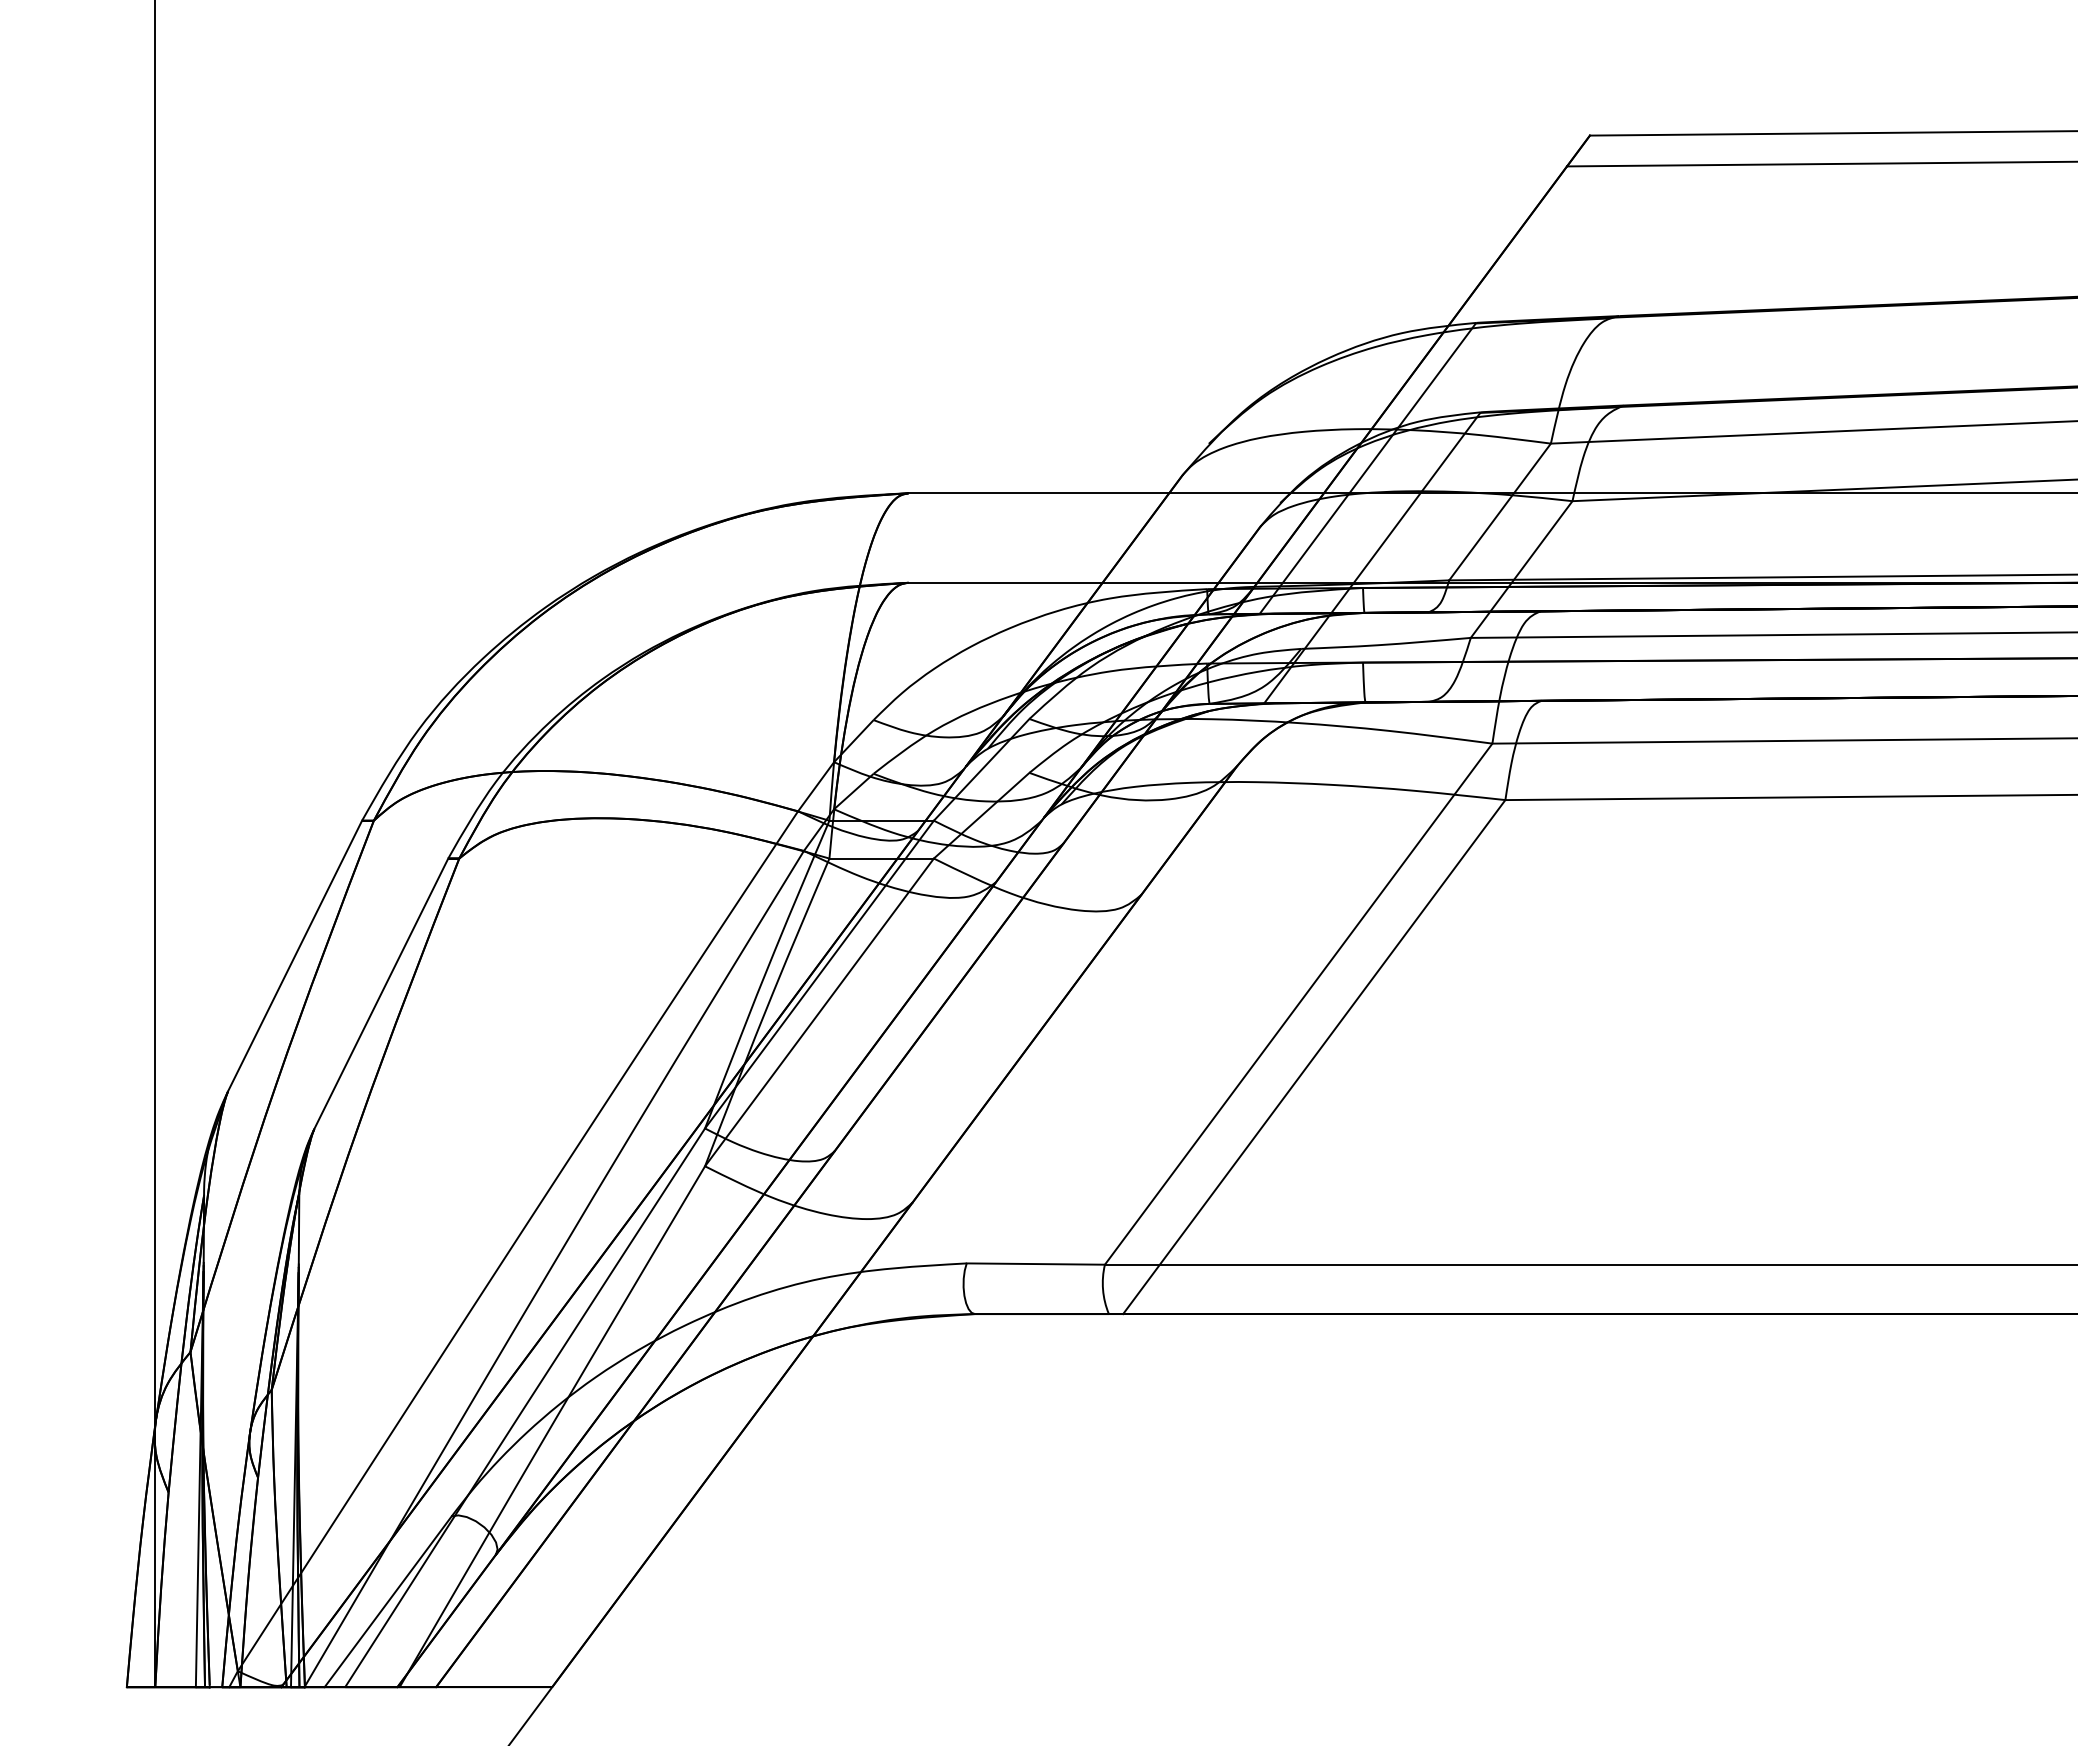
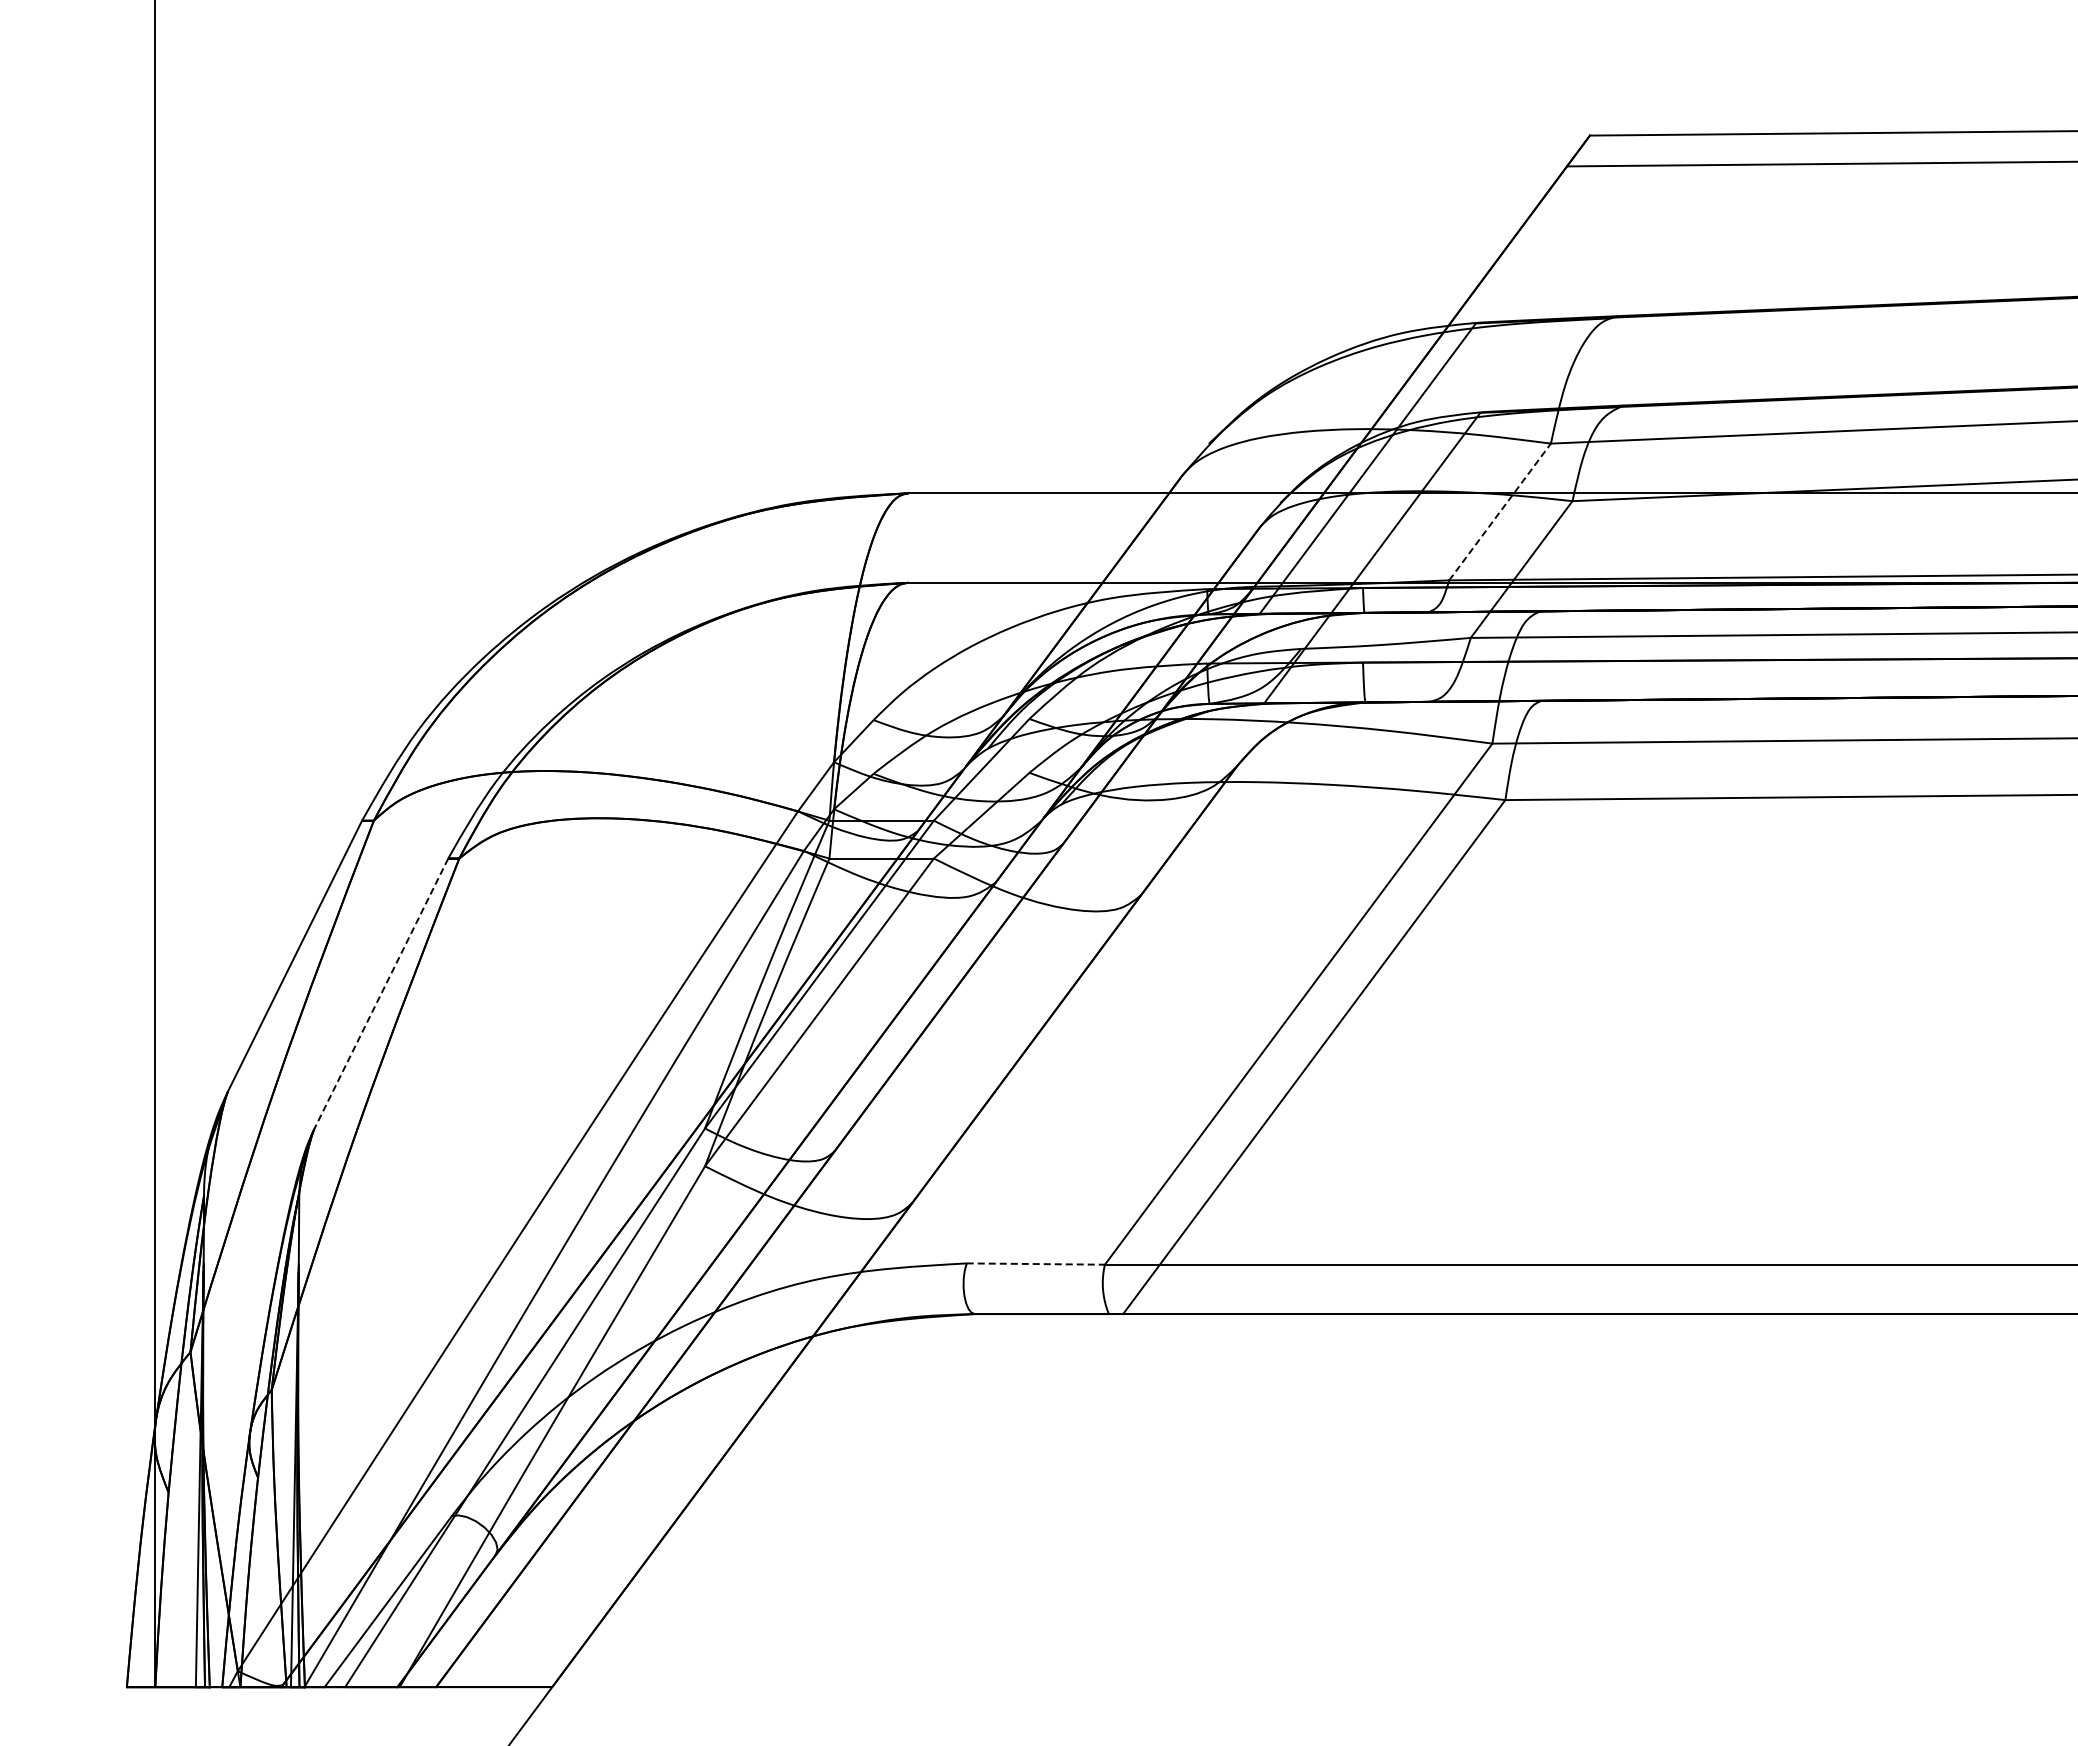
line: solid -> dashed (1500, 511)
line: solid -> dashed (381, 993)
line: solid -> dashed (1036, 1264)
